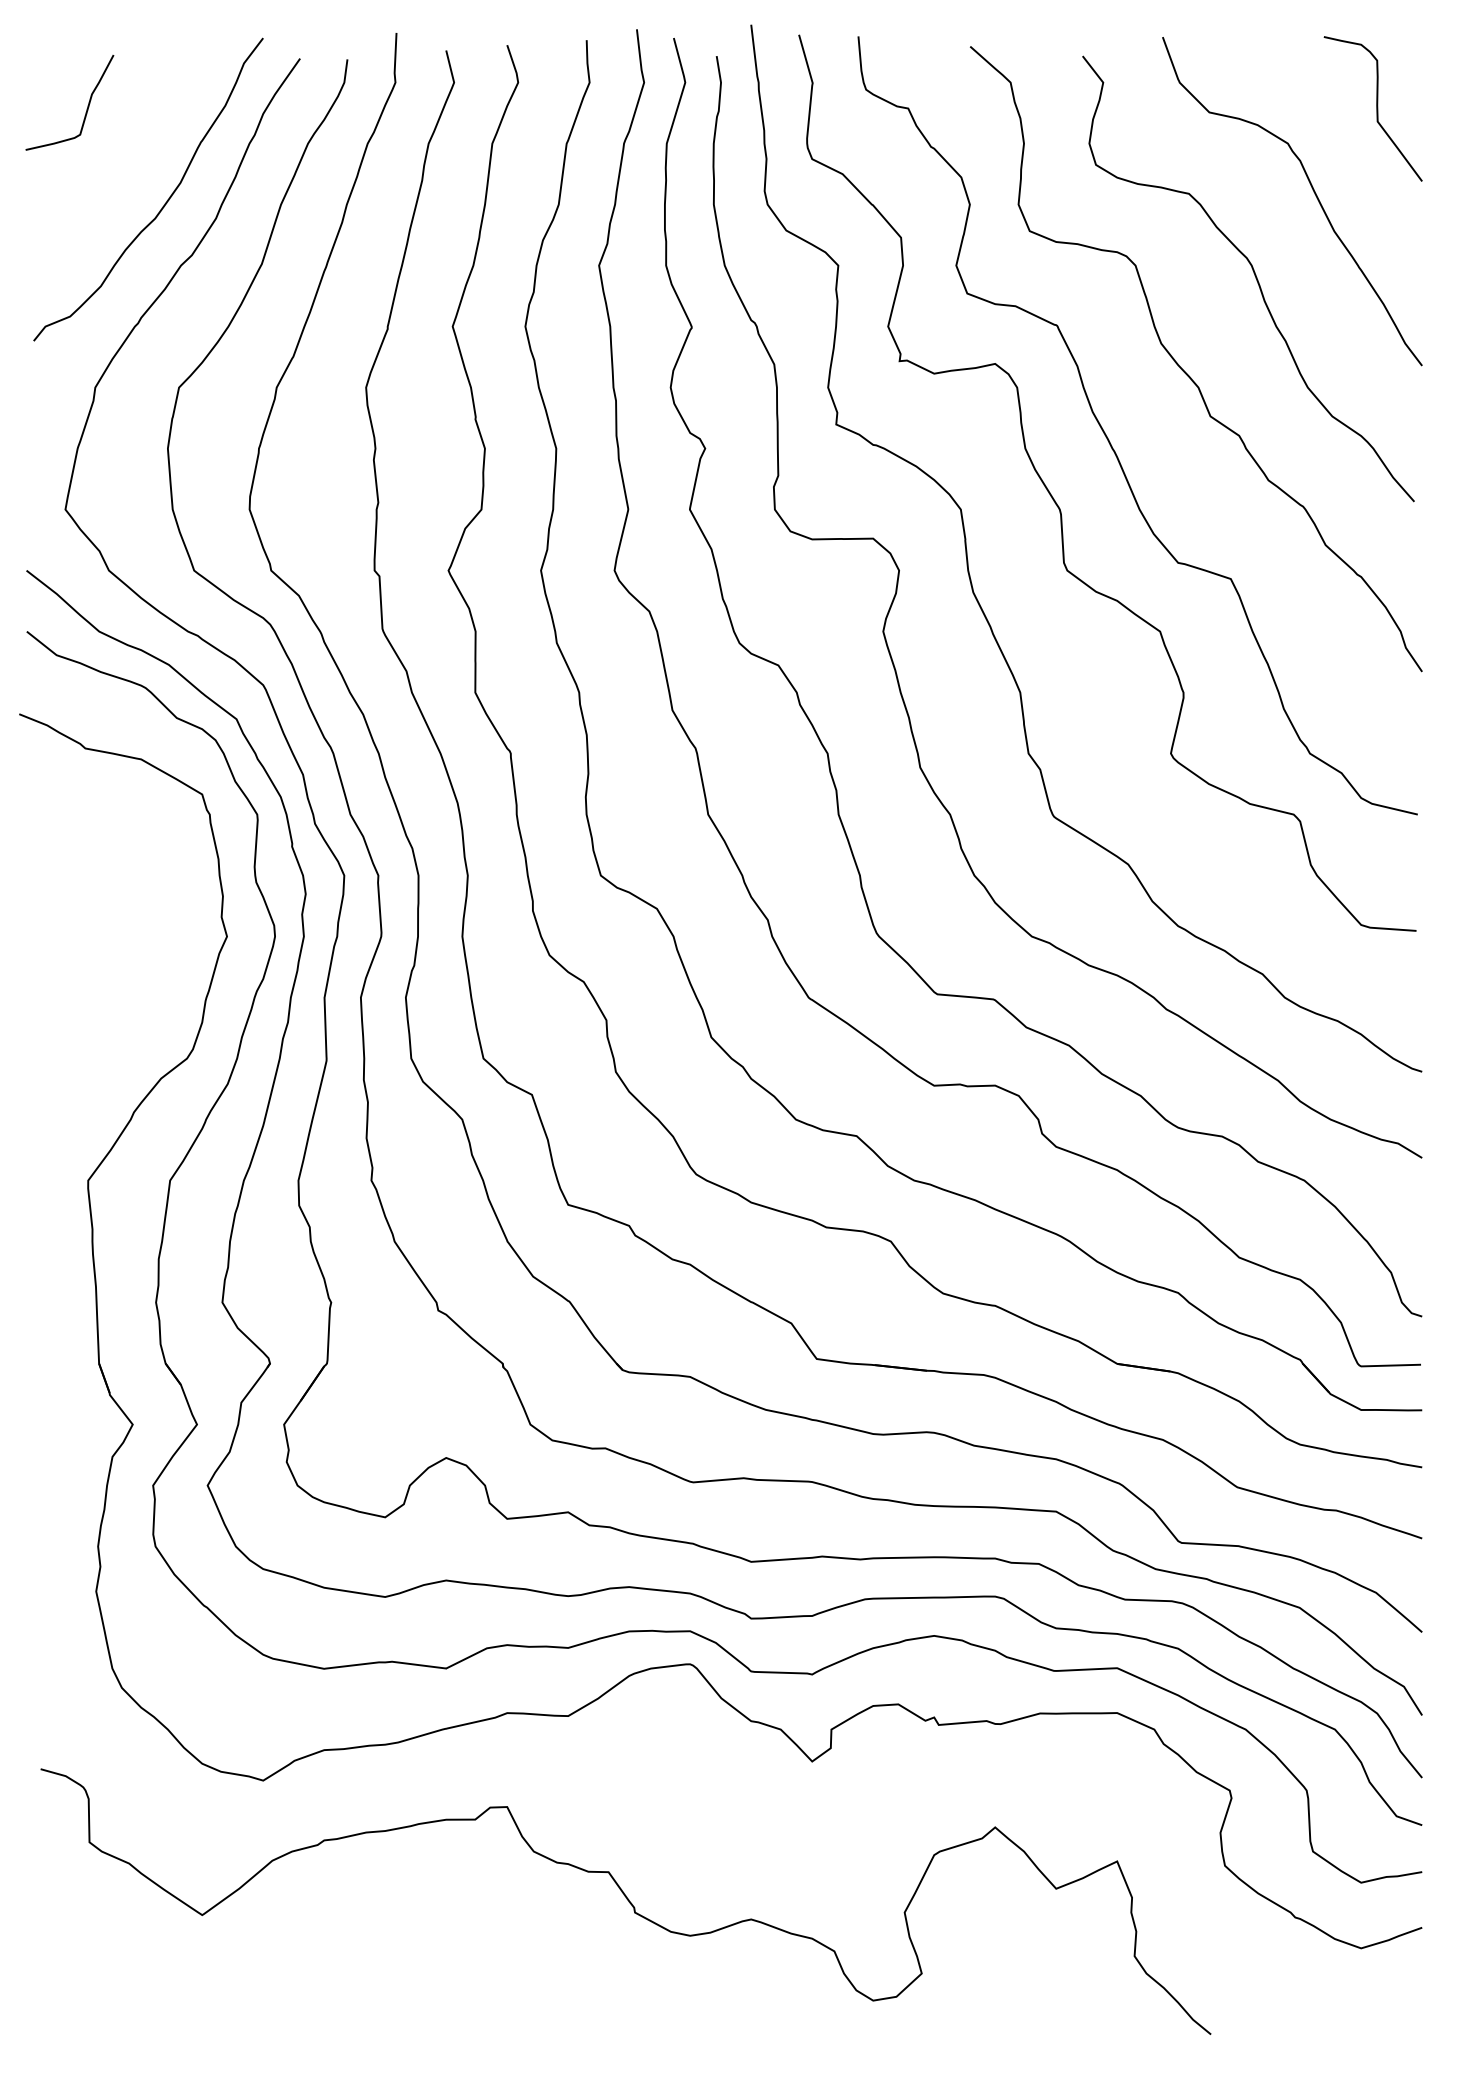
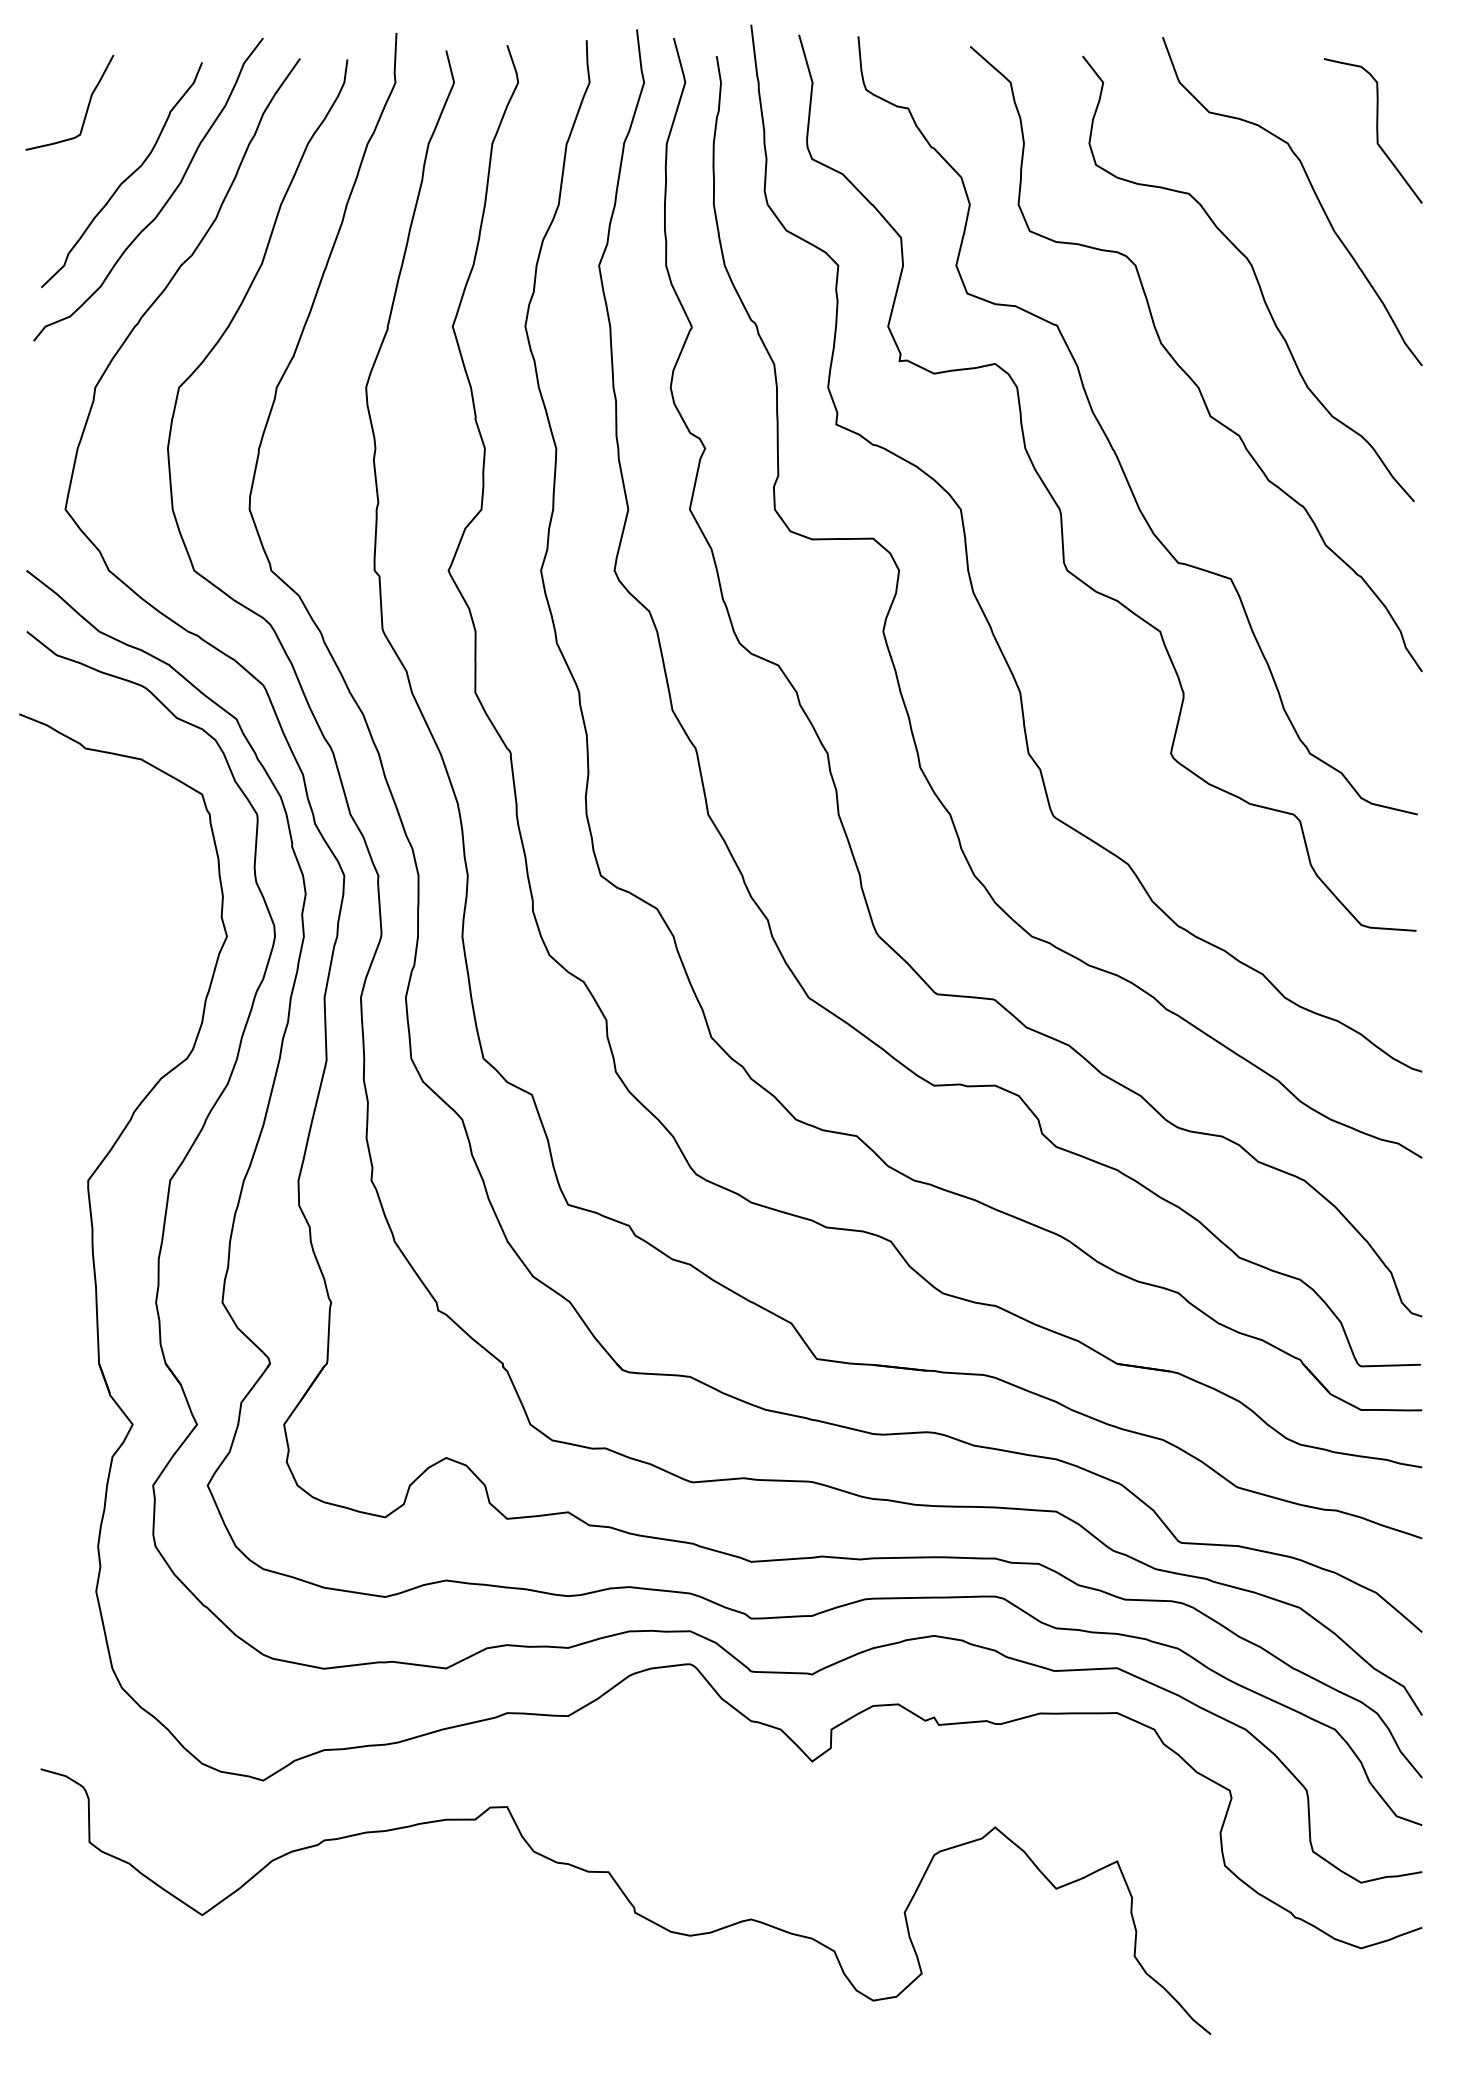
curve position: (1376, 108) -> (1376, 130) (1376, 130)
curve: none -> present (125, 178)
